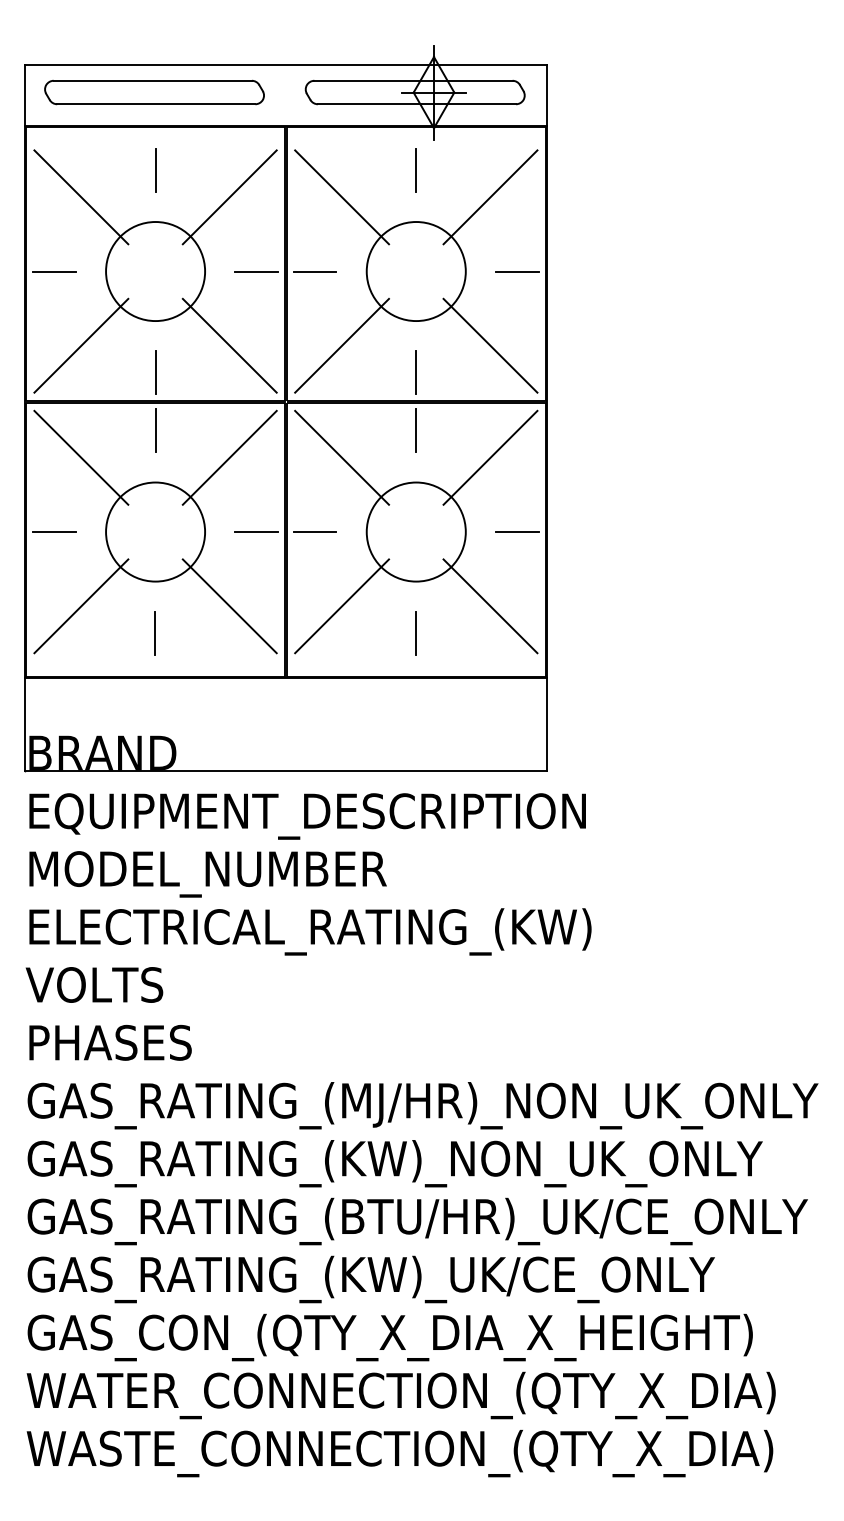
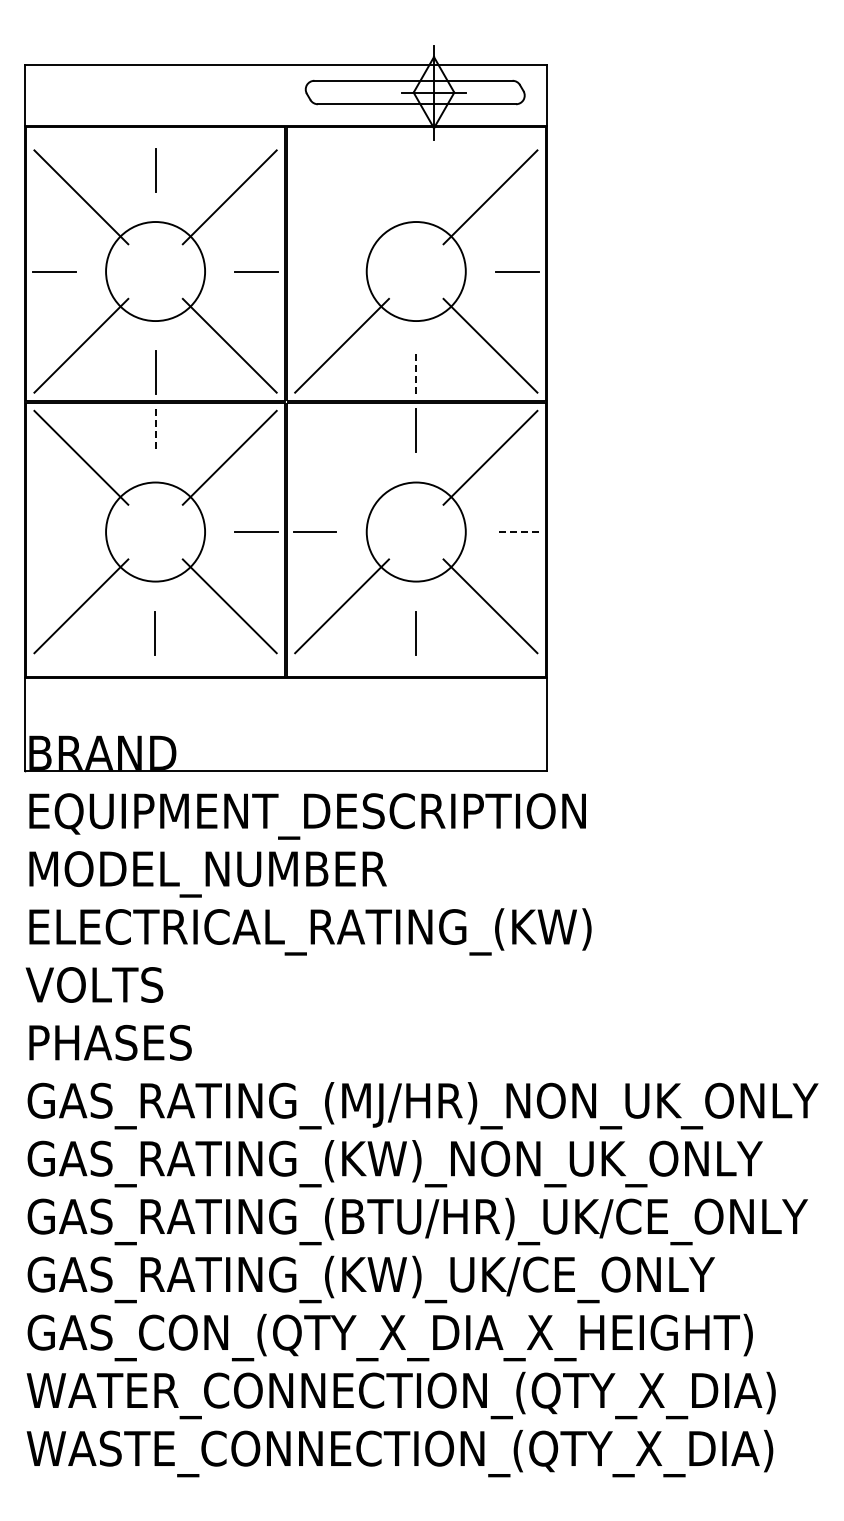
part: present -> none (154, 92)
line: present -> none (415, 170)
line: present -> none (342, 197)
line: present -> none (314, 271)
line: solid -> dashed (416, 372)
line: solid -> dashed (155, 431)
line: present -> none (342, 457)
line: present -> none (53, 532)
line: solid -> dashed (517, 532)
